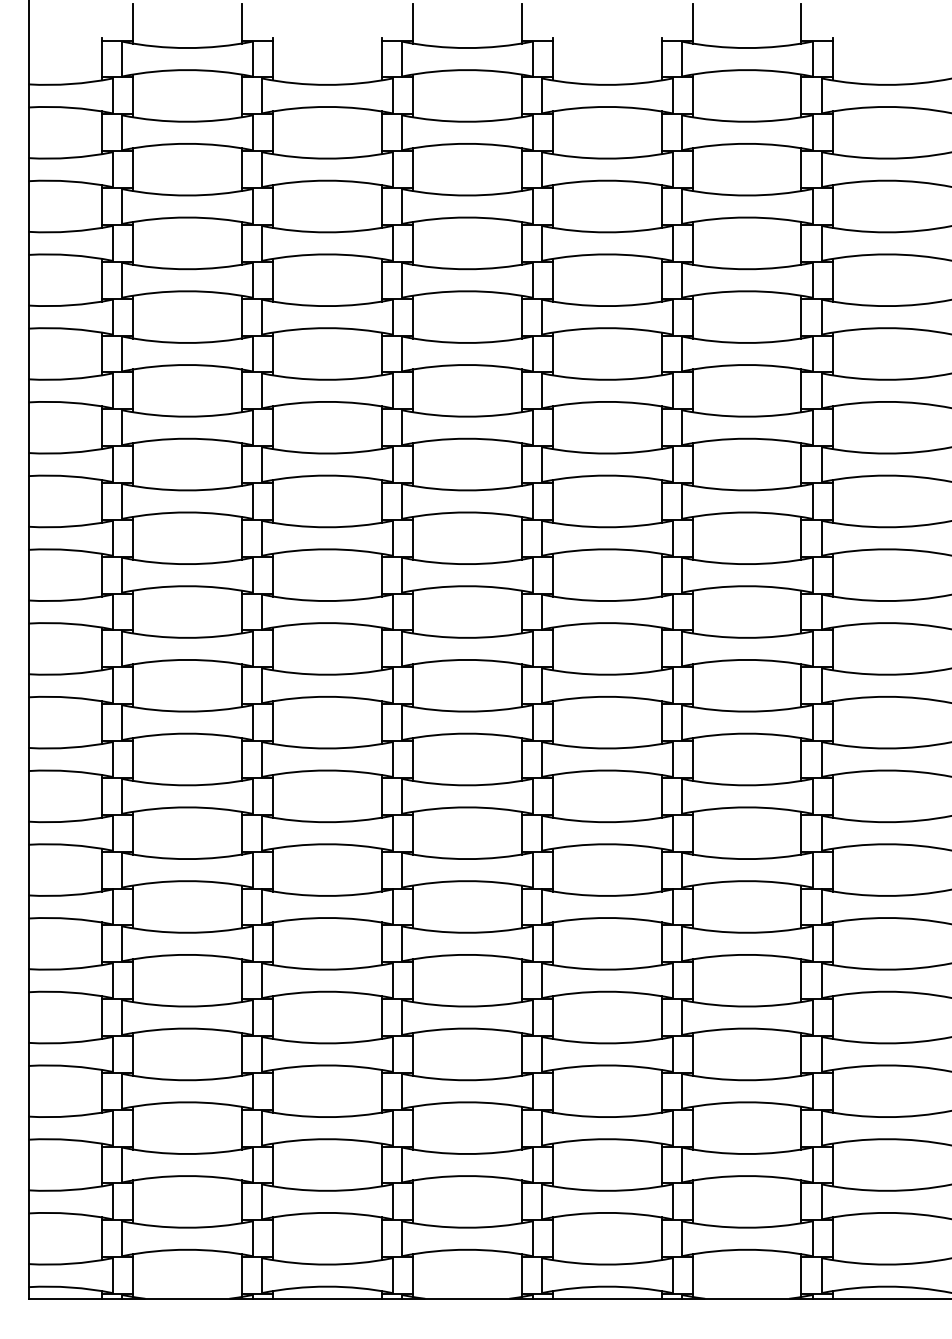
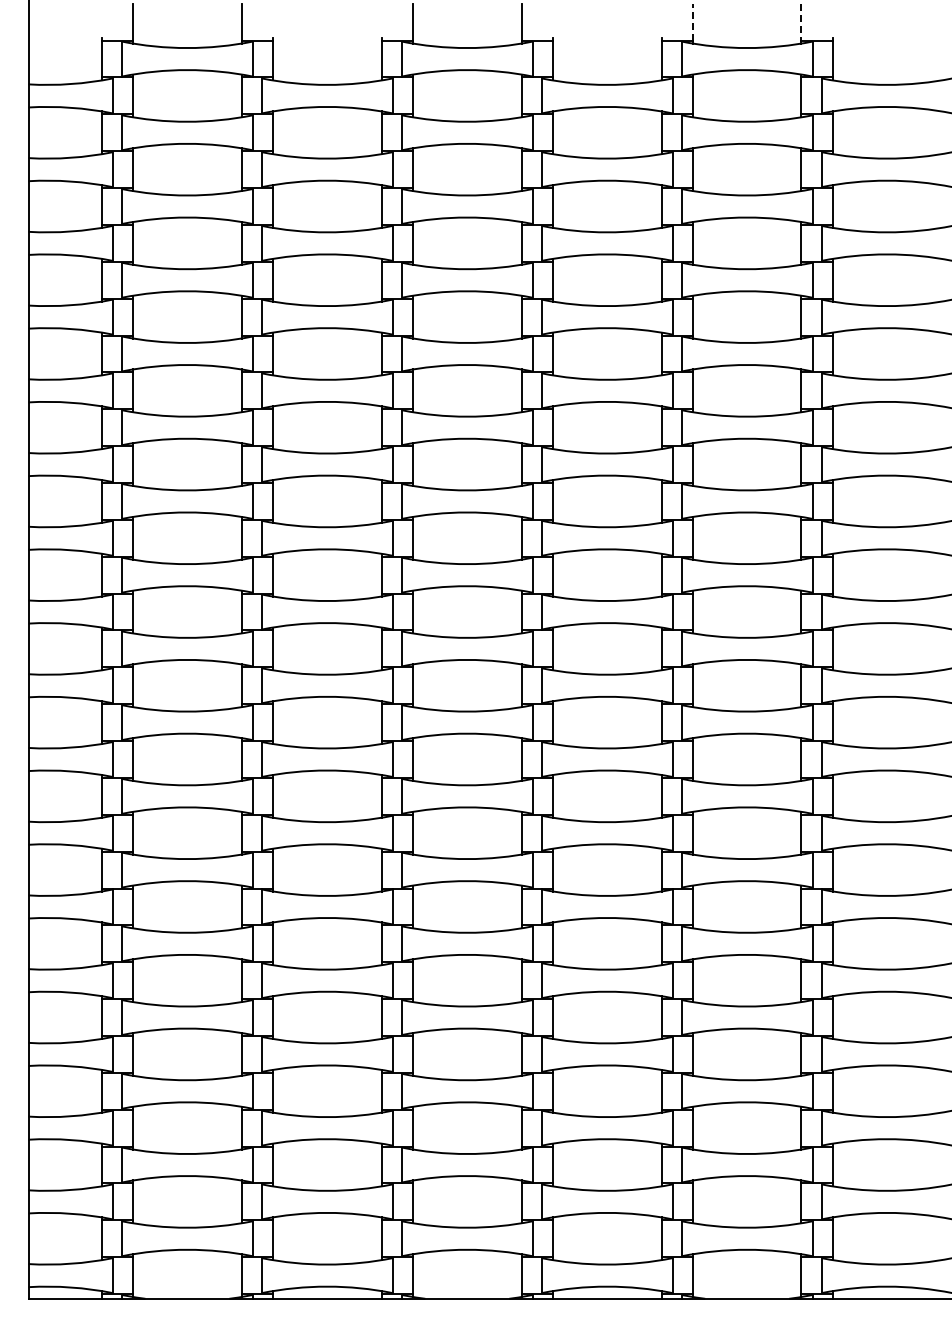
line: solid -> dashed (692, 21)
line: solid -> dashed (801, 22)
